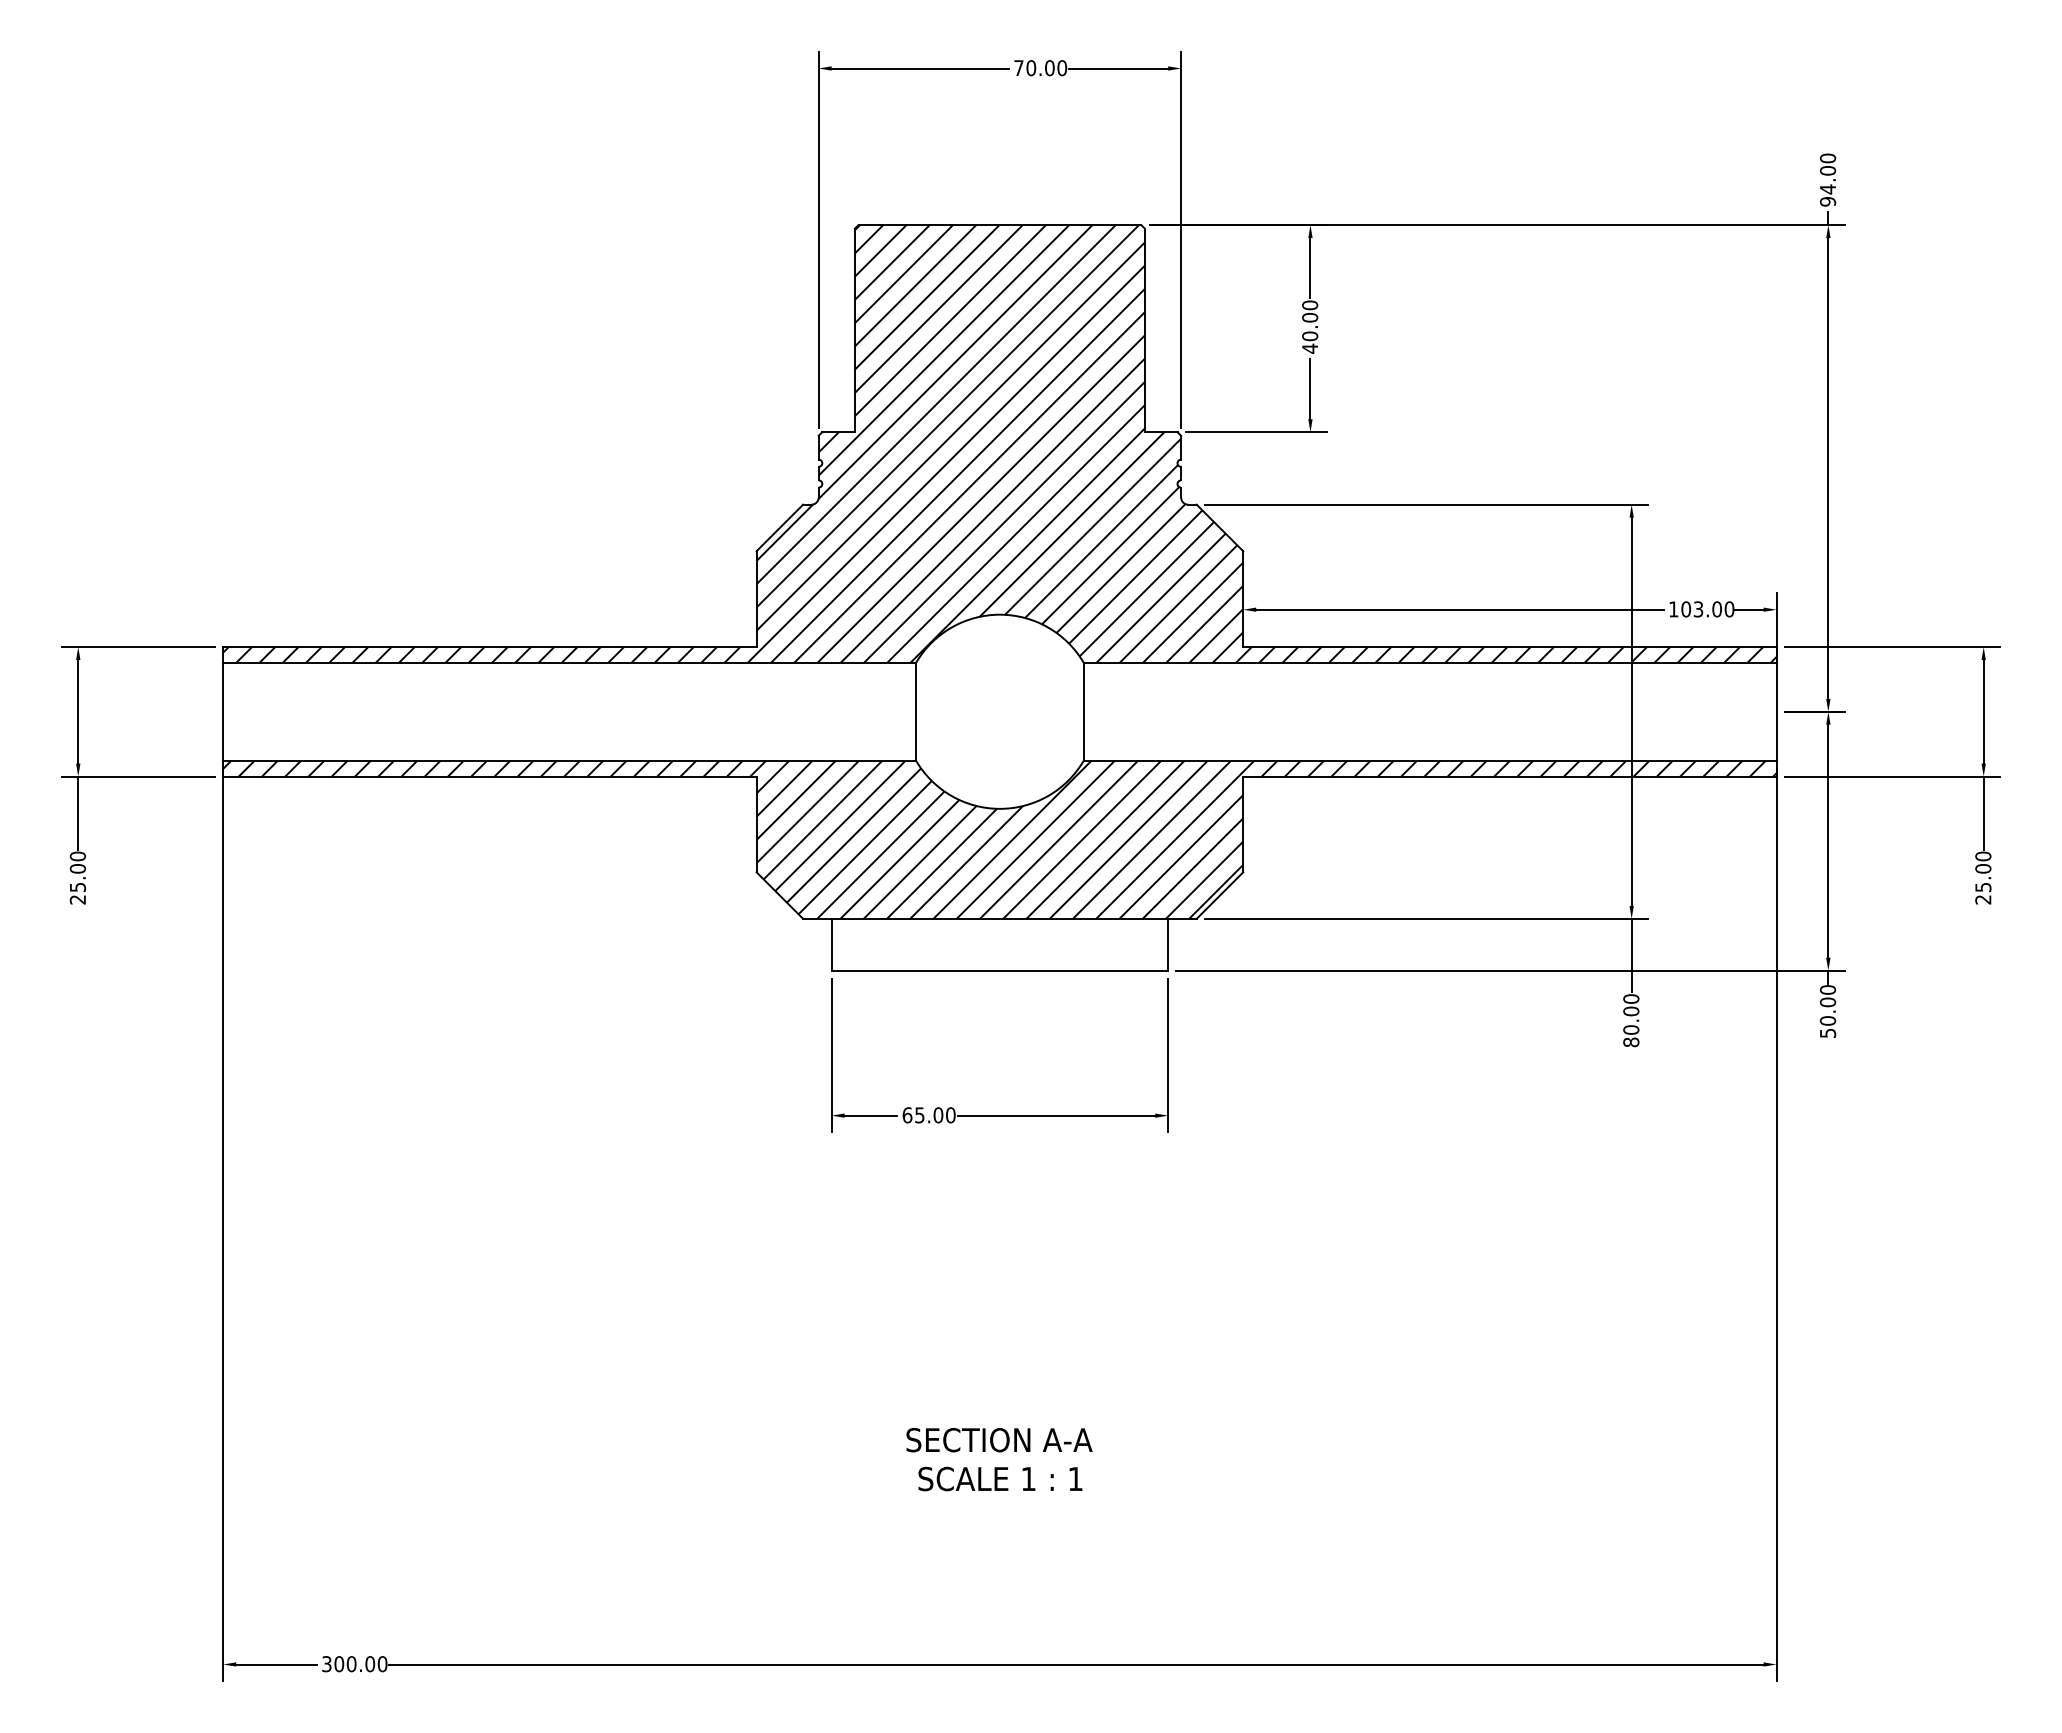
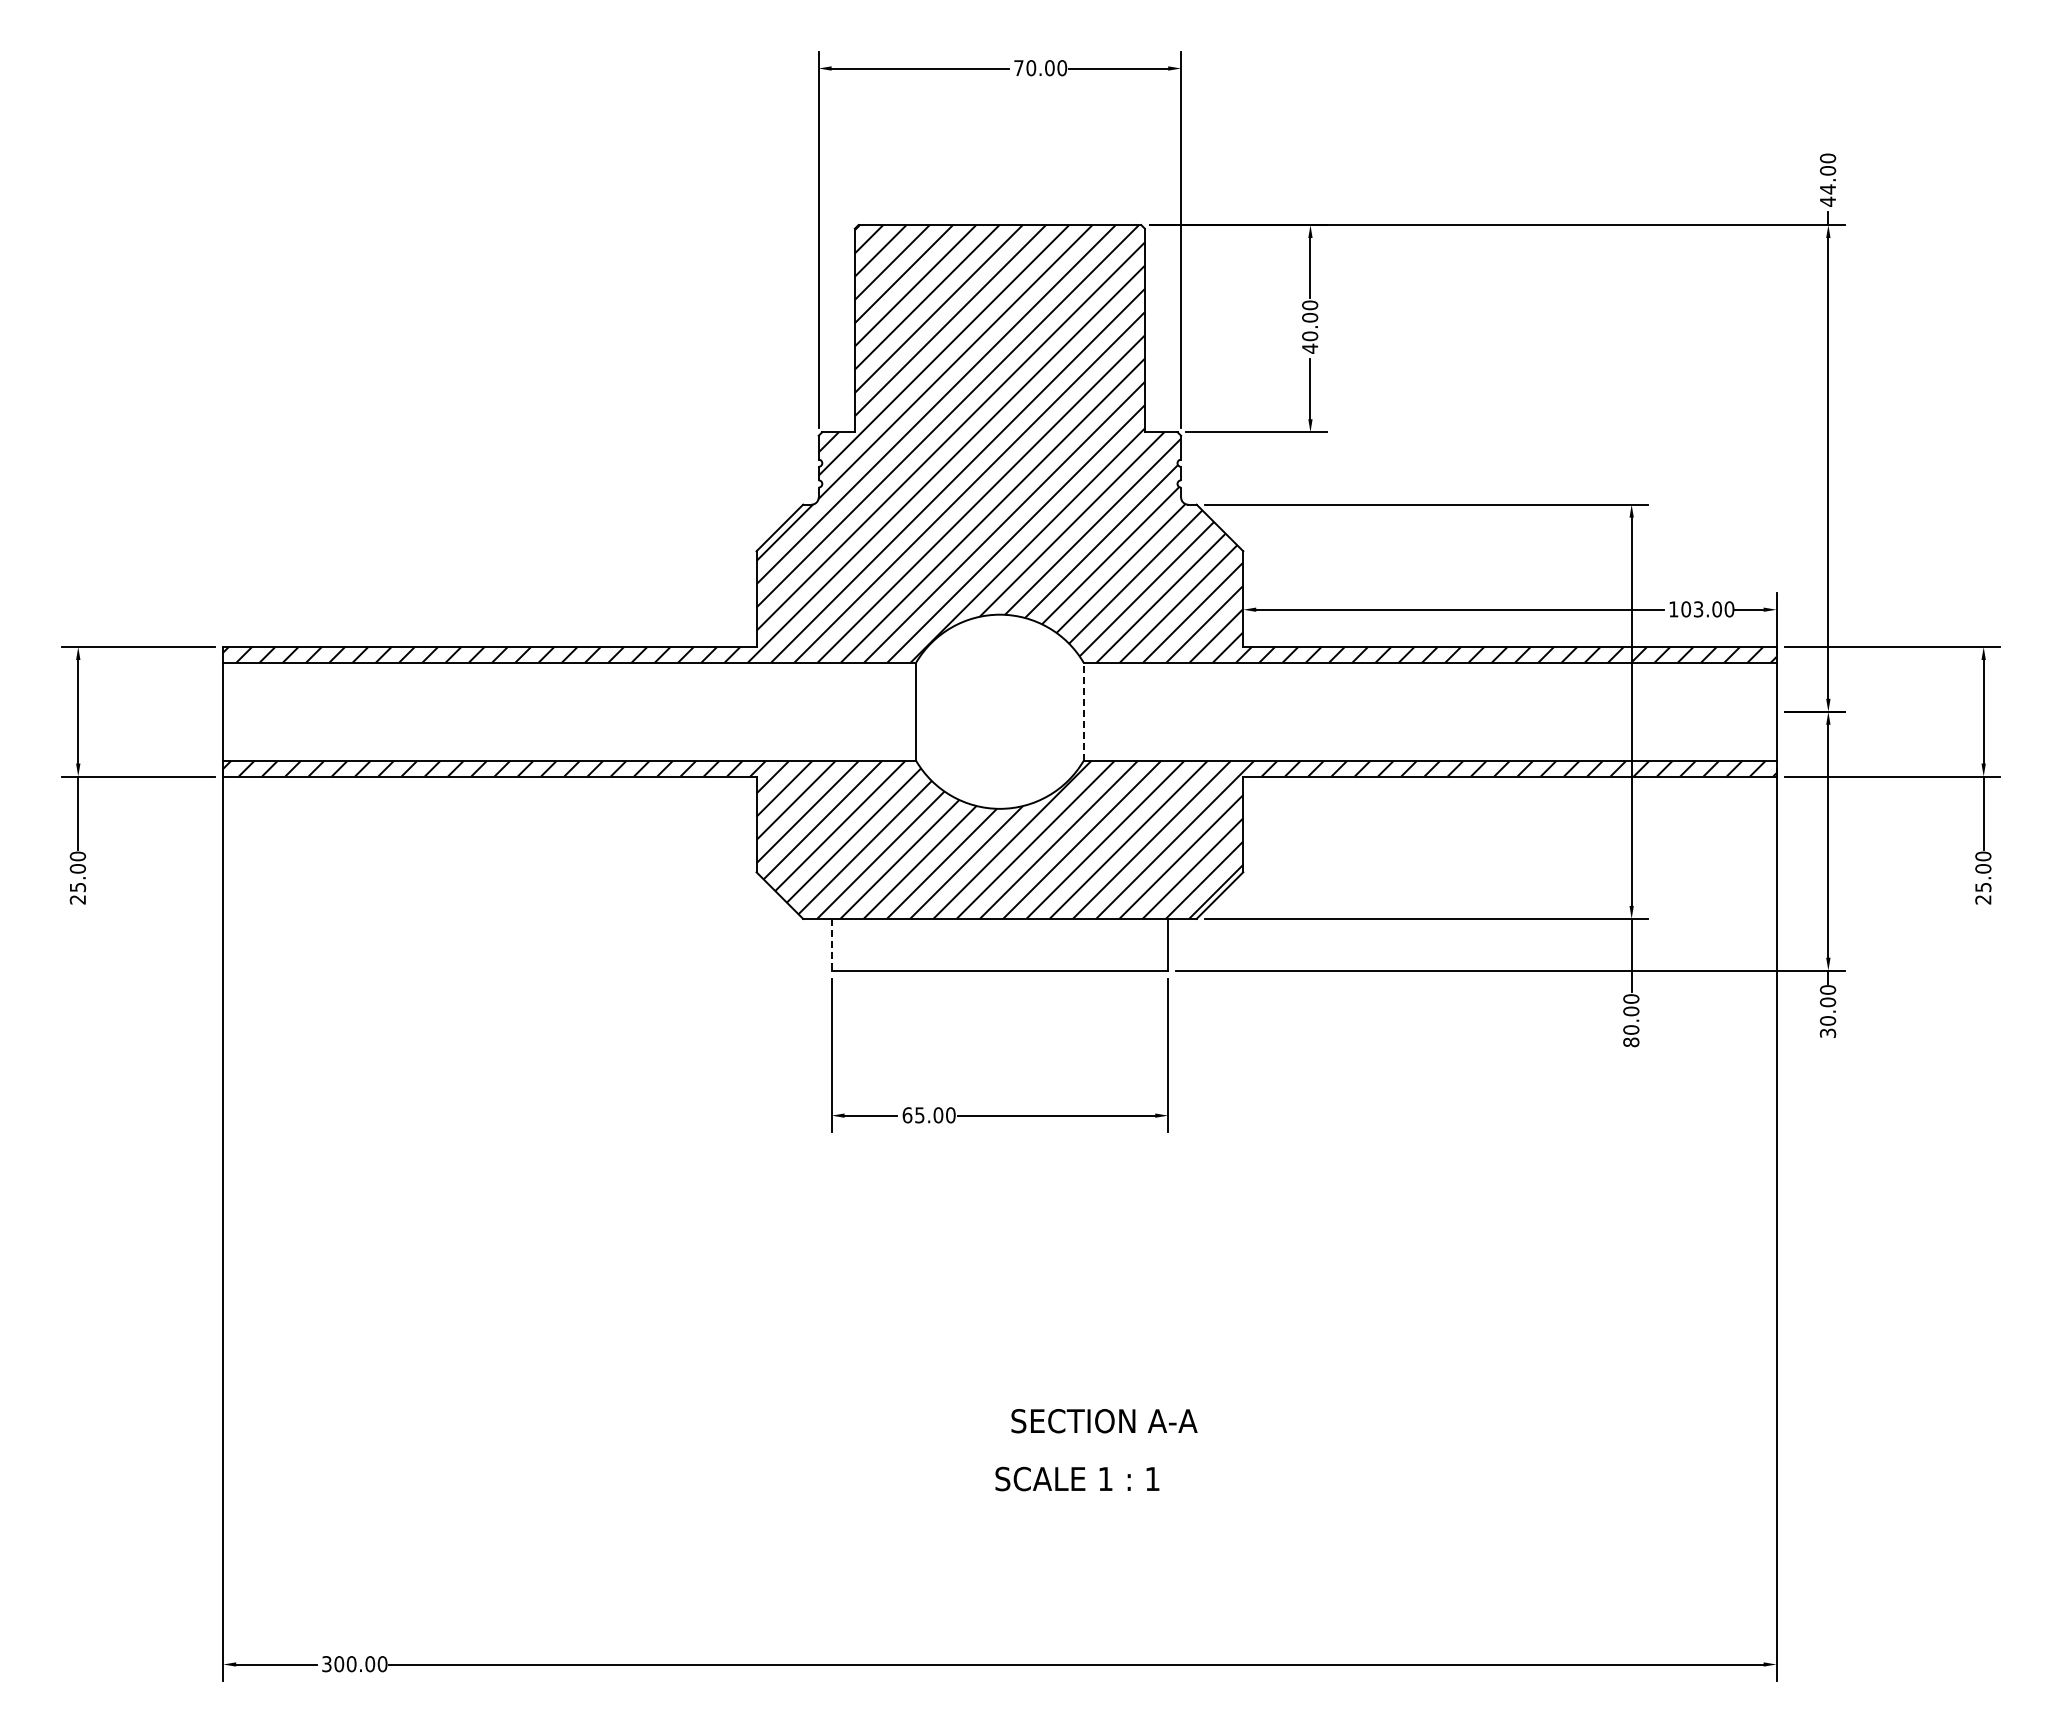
text: 94.00 -> 44.00 (1827, 201)
line: solid -> dashed (1083, 711)
line: solid -> dashed (831, 944)
text: 50.00 -> 30.00 (1827, 1032)
text position: (999, 1440) -> (1104, 1421) (1104, 1421)
text position: (1000, 1478) -> (1077, 1478) (1077, 1478)
